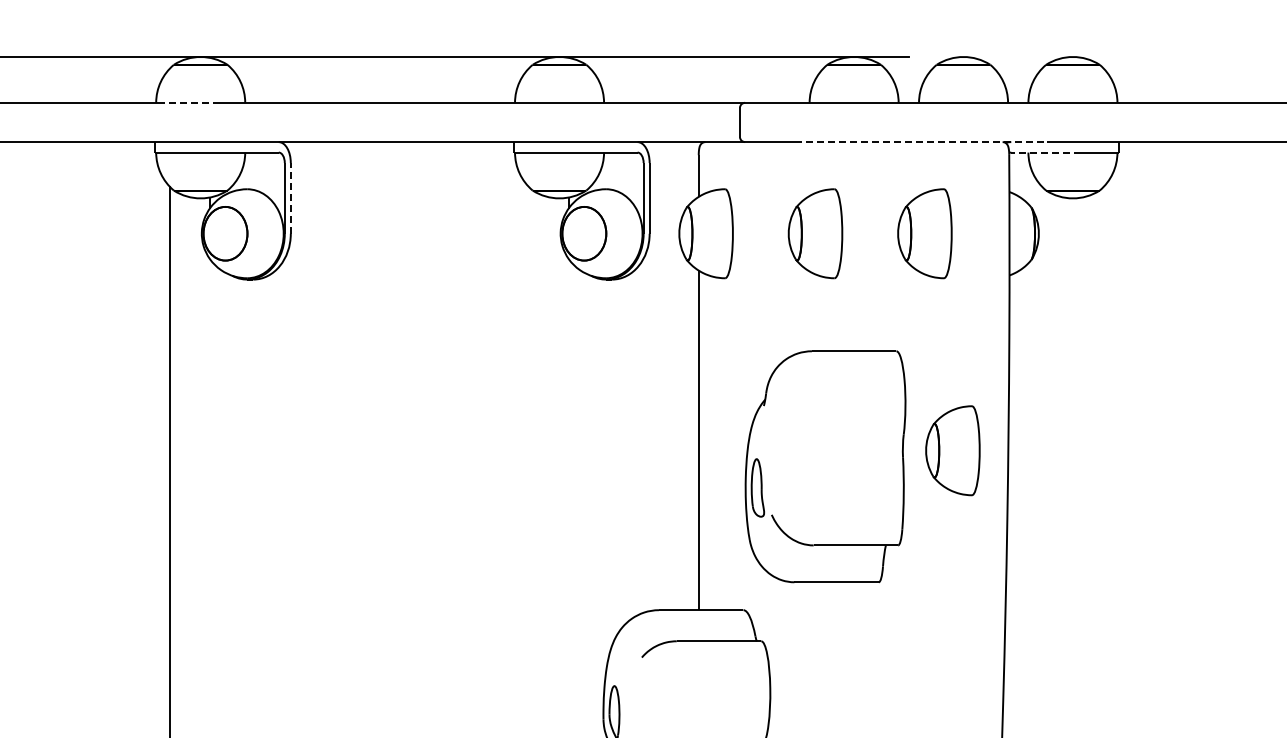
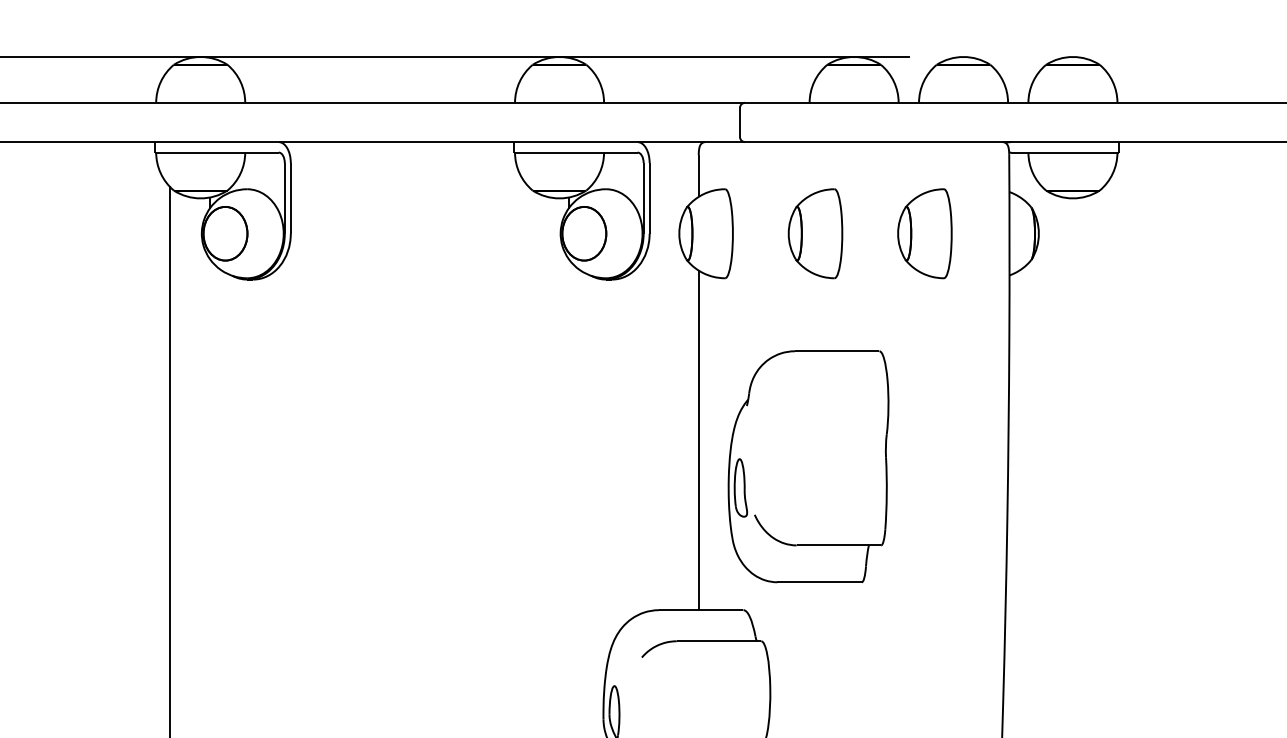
line: dashed -> solid (188, 102)
line: dashed -> solid (920, 142)
line: dashed -> solid (1046, 152)
line: dashed -> solid (290, 197)
part: present -> none (952, 450)
part position: (825, 466) -> (808, 466) (808, 466)
